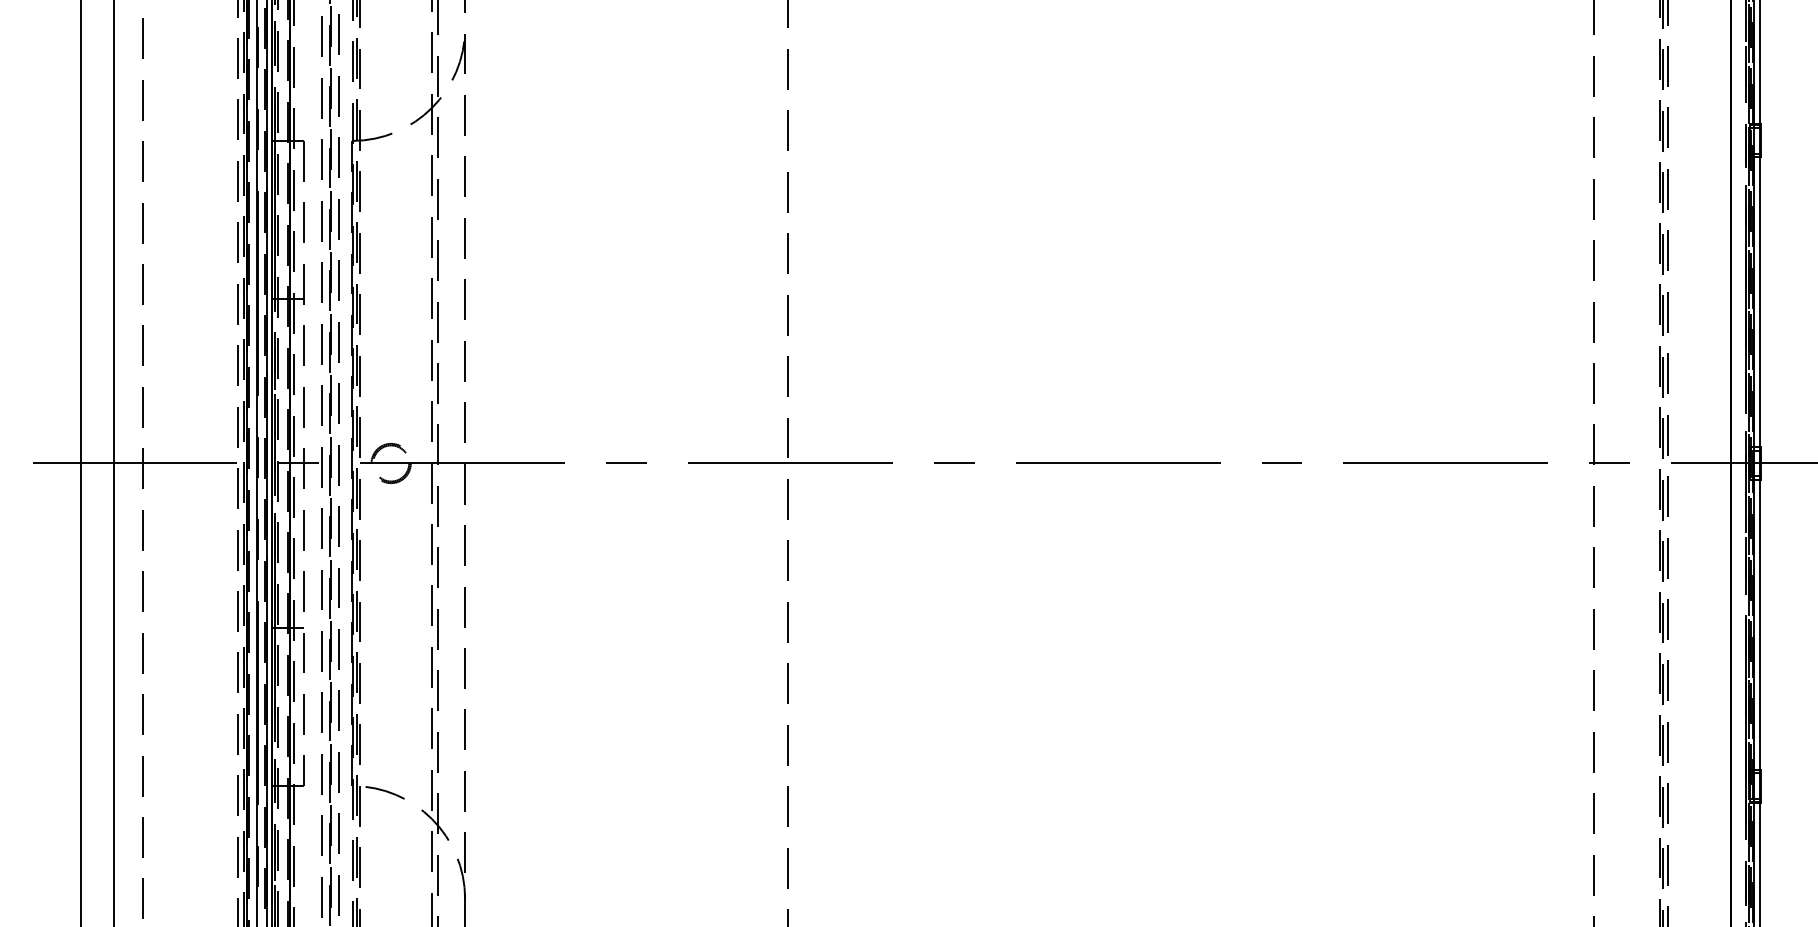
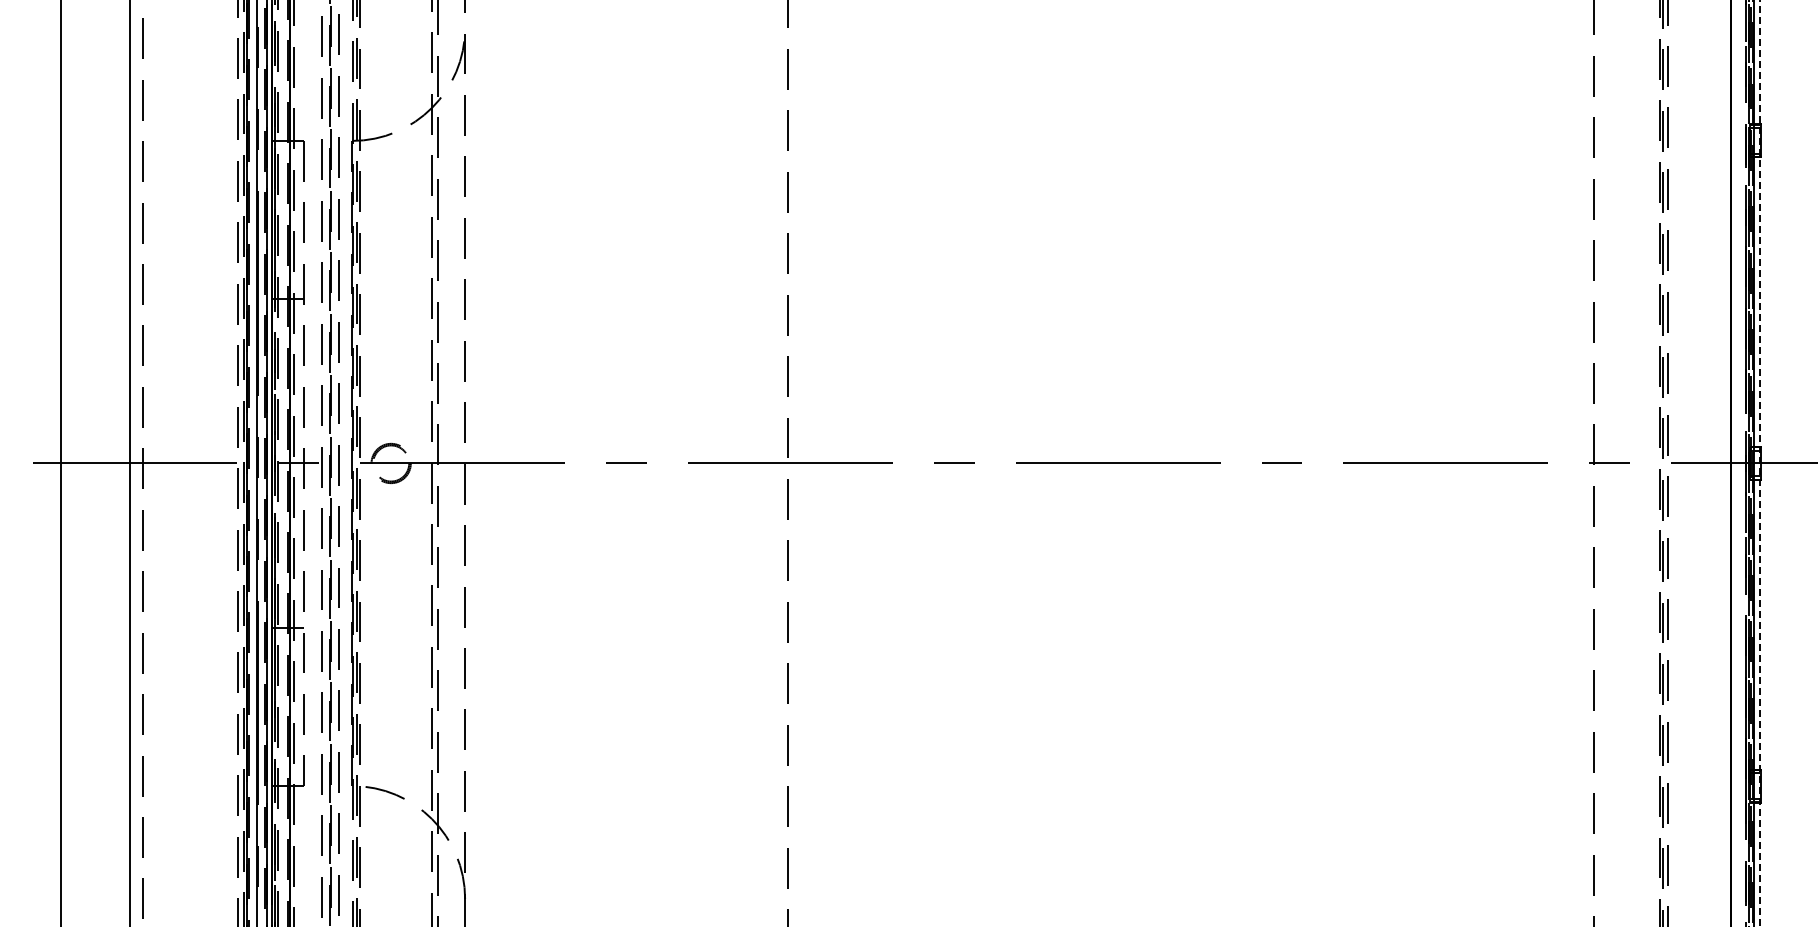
line position: (81, 462) -> (61, 462) (61, 462)
line position: (113, 462) -> (129, 462) (129, 462)
line: solid -> dashed (1760, 462)
